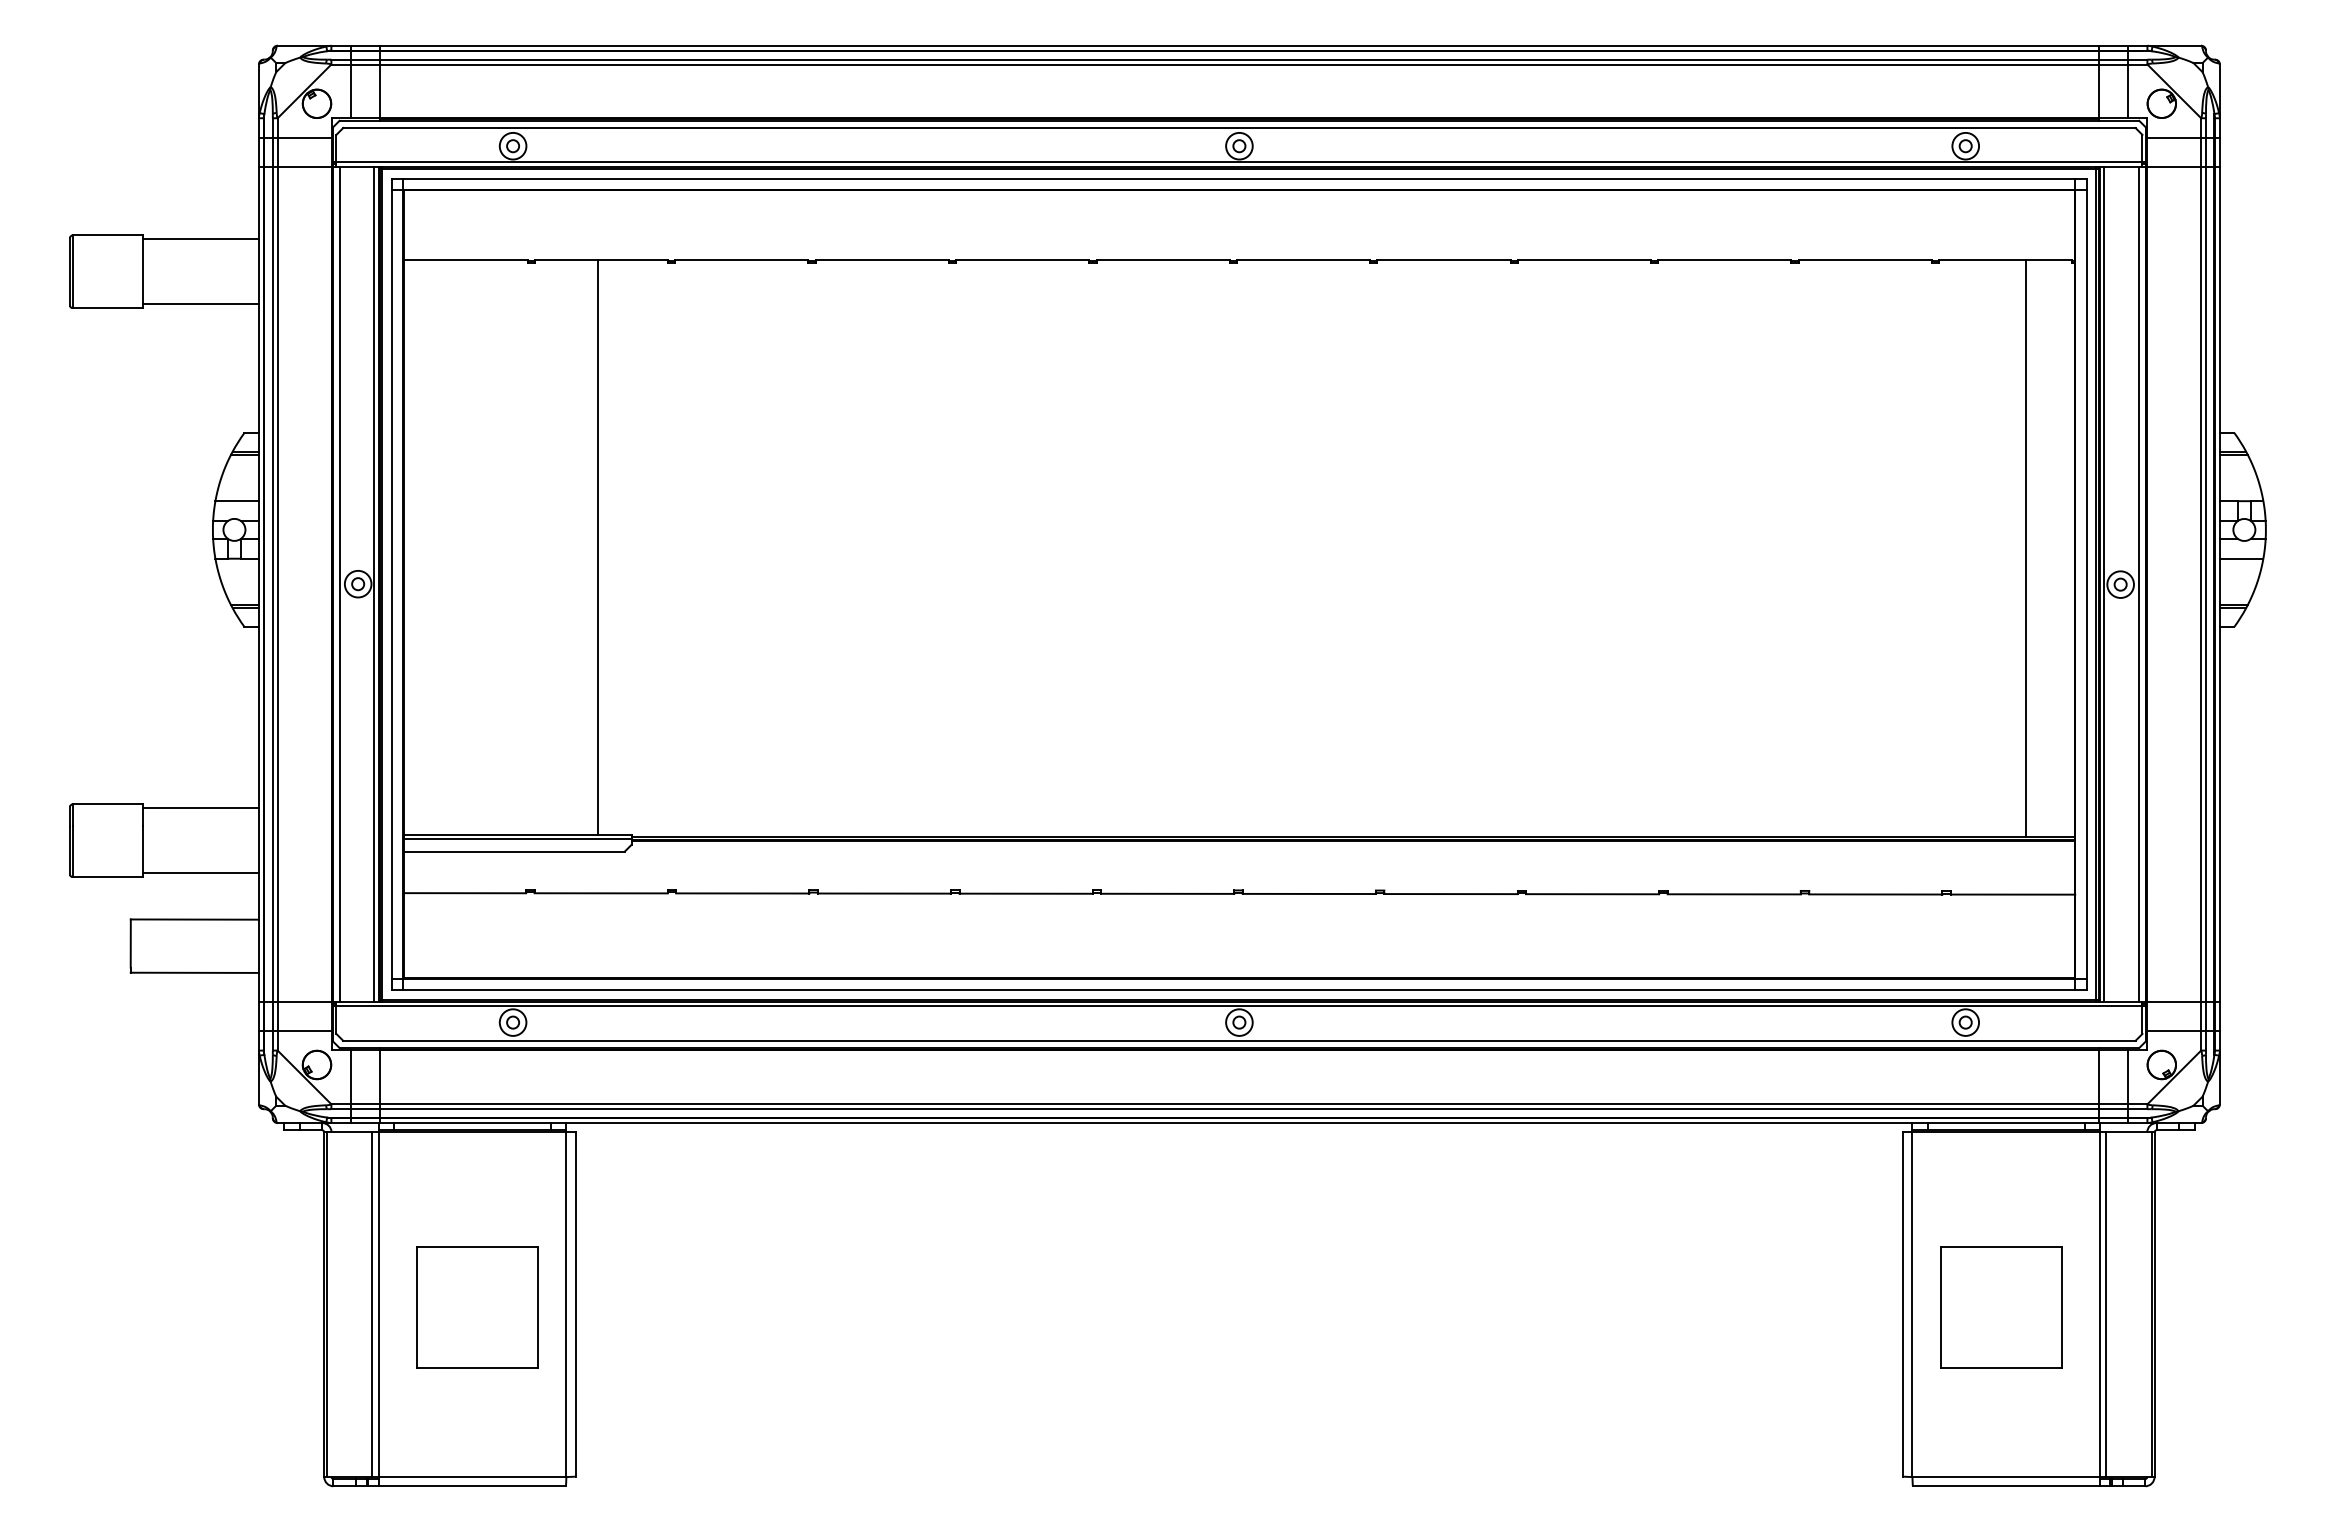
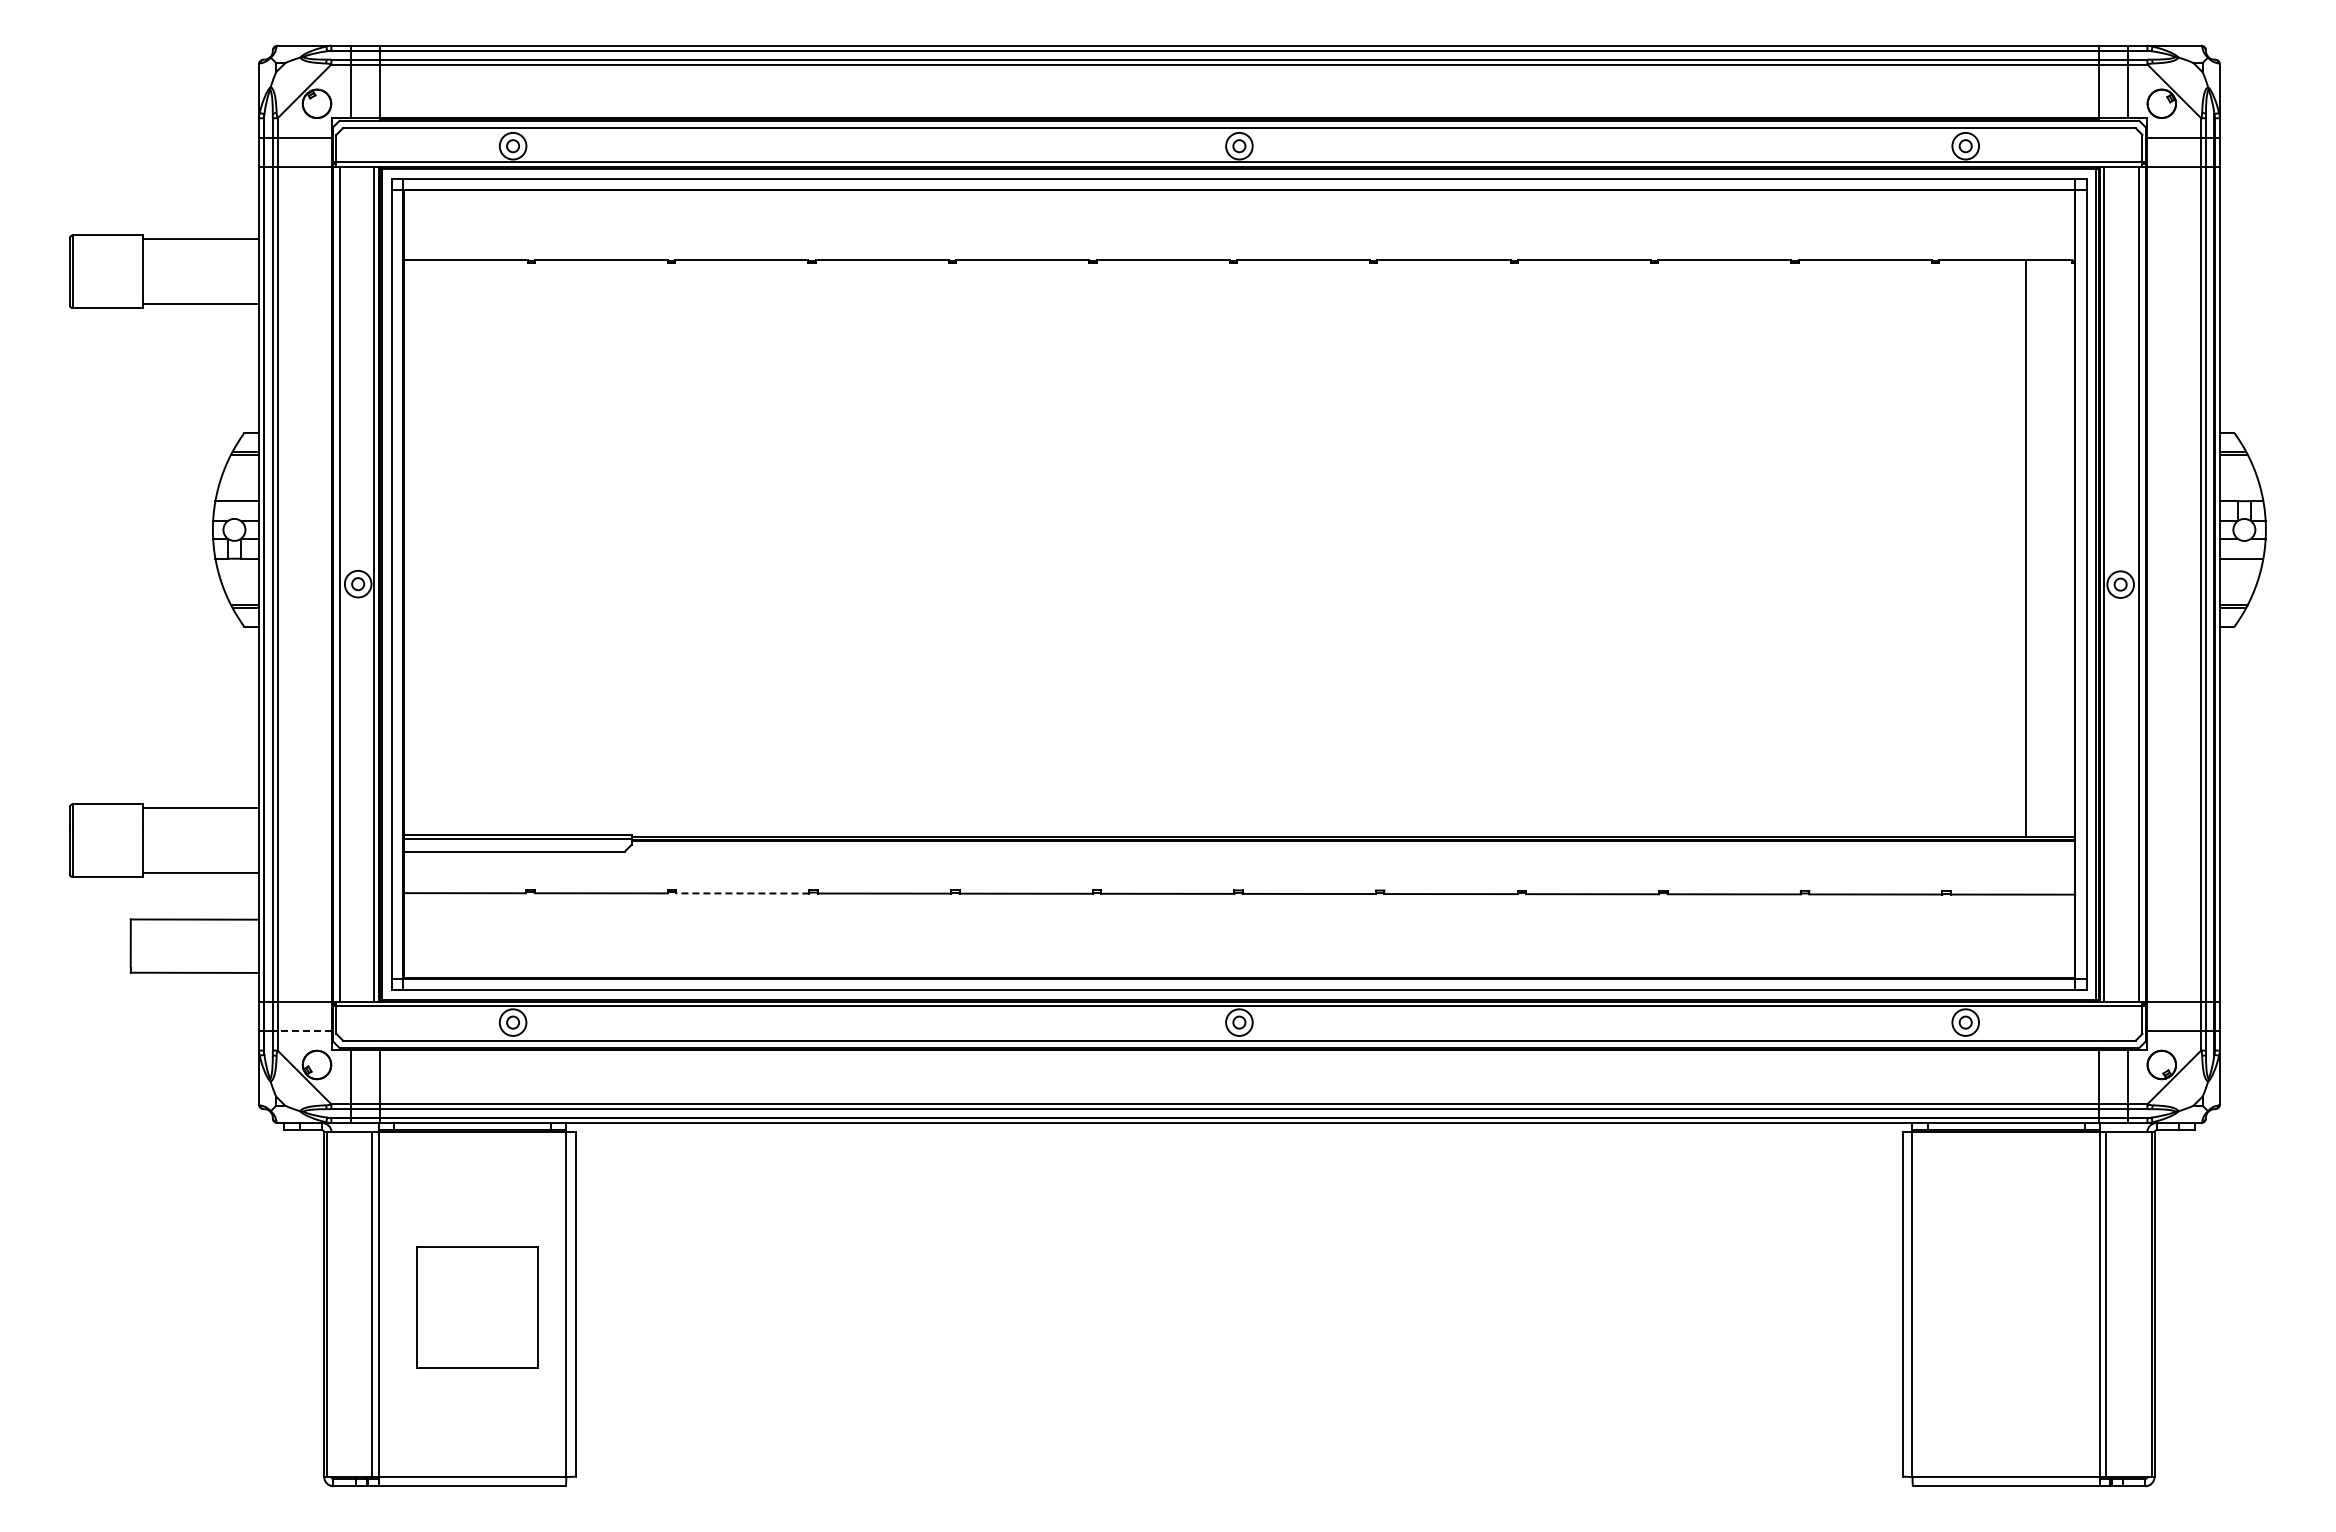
line: present -> none (597, 546)
line: solid -> dashed (742, 893)
line: solid -> dashed (304, 1031)
part: present -> none (2001, 1307)
